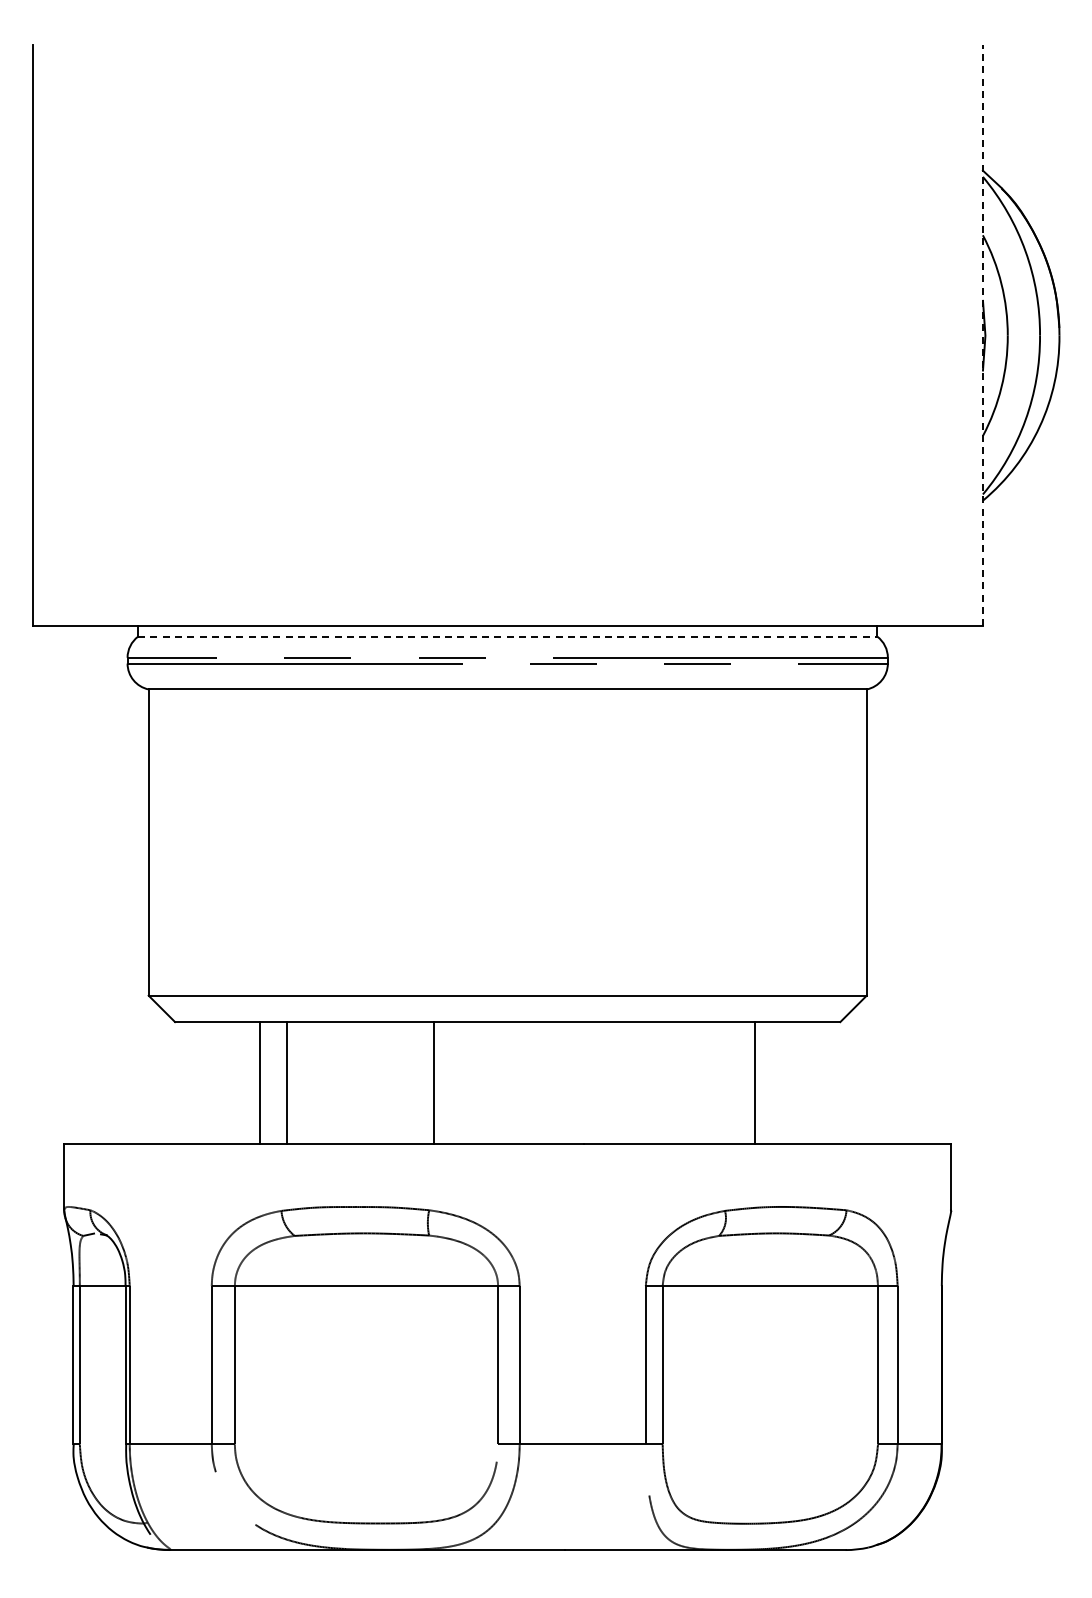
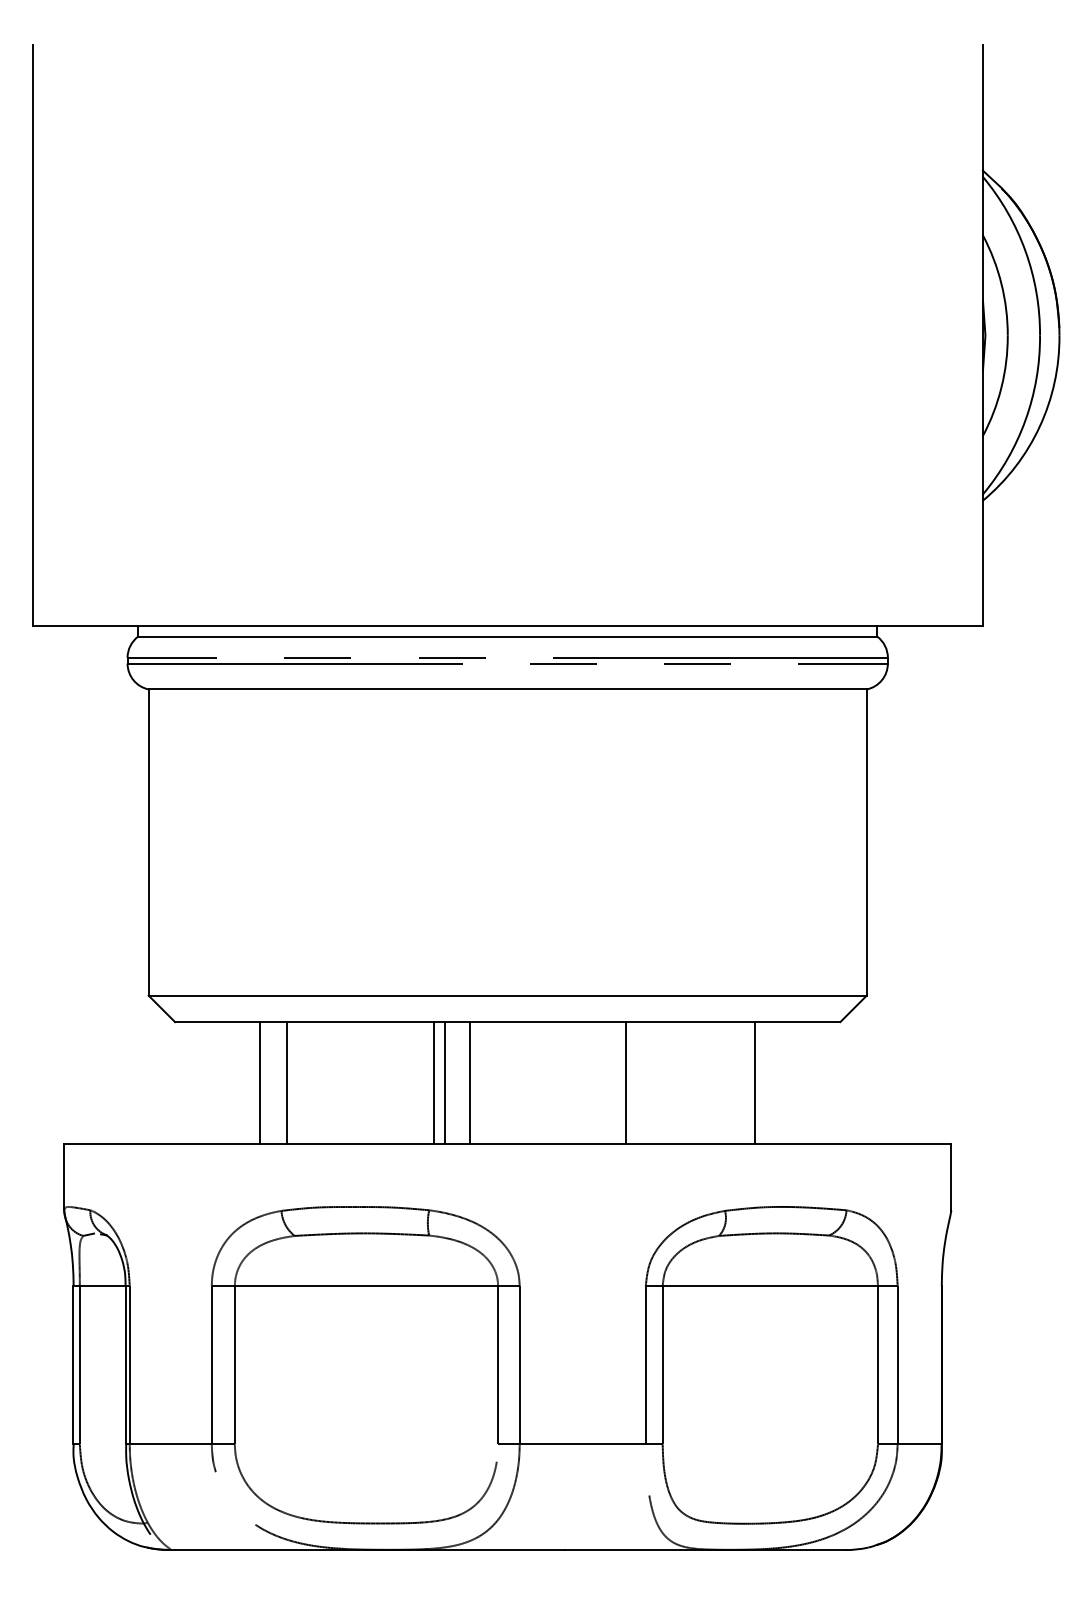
line: dashed -> solid (982, 335)
line: dashed -> solid (507, 636)
line: none -> present (444, 1082)
line: none -> present (470, 1082)
line: none -> present (626, 1082)
